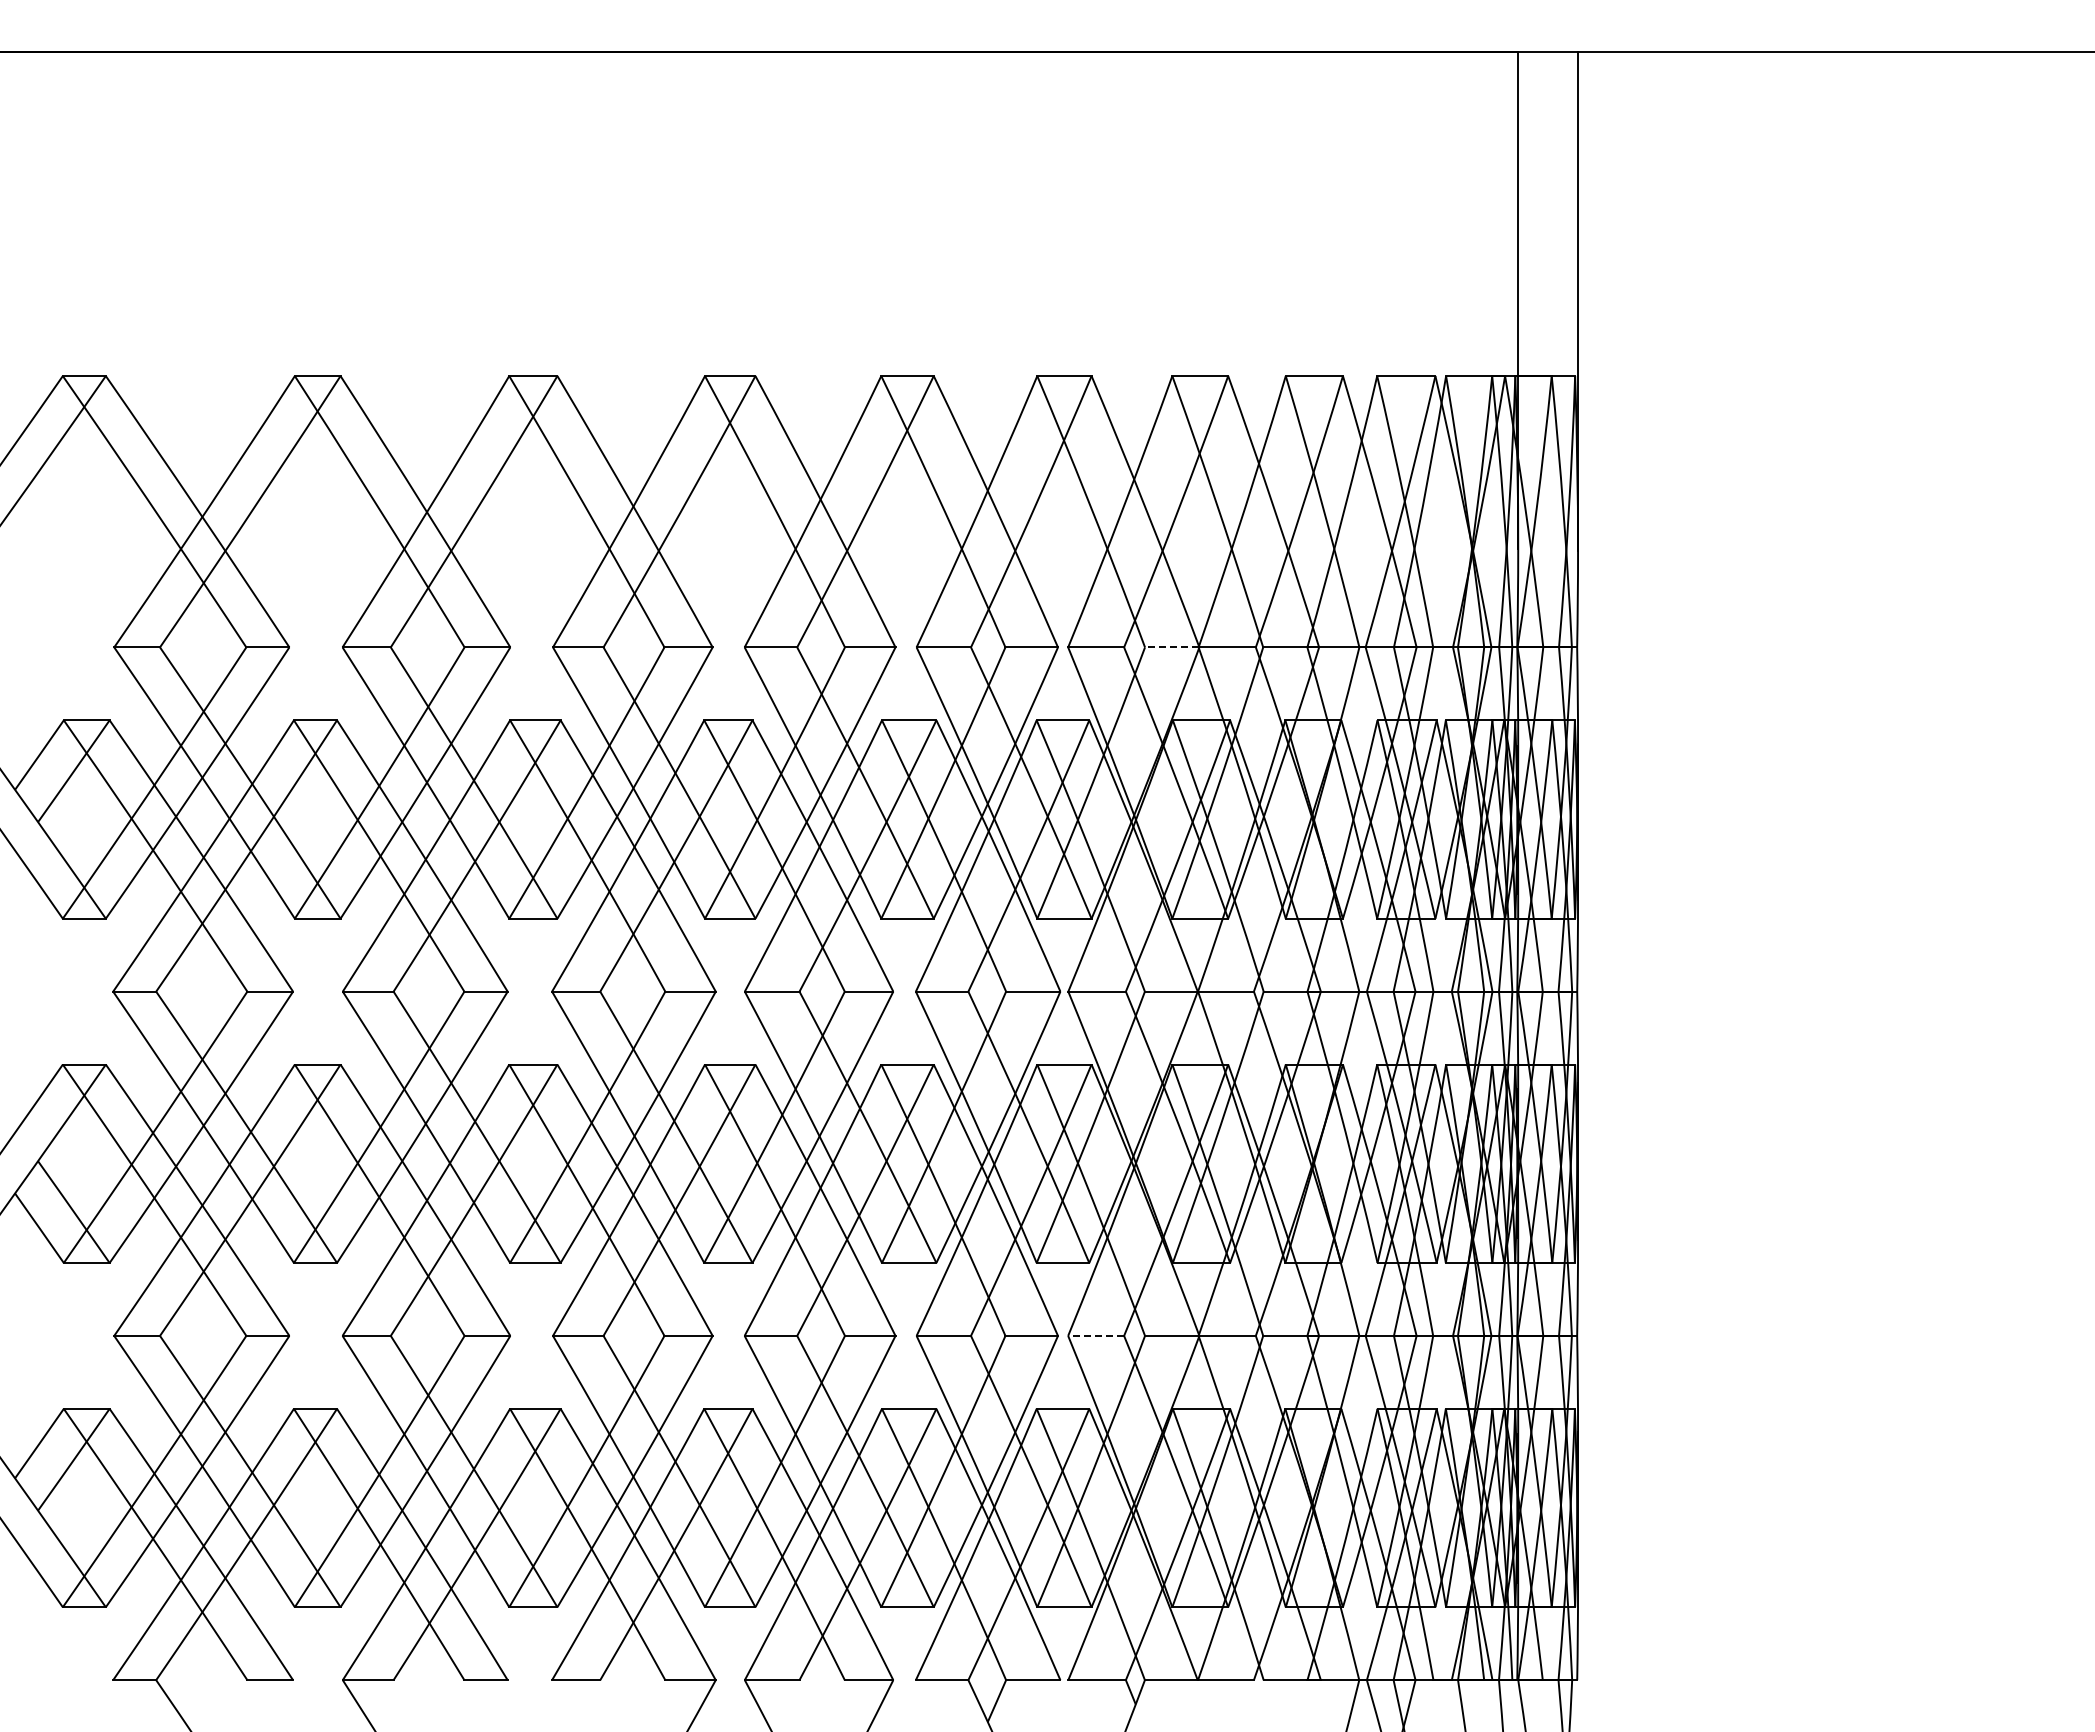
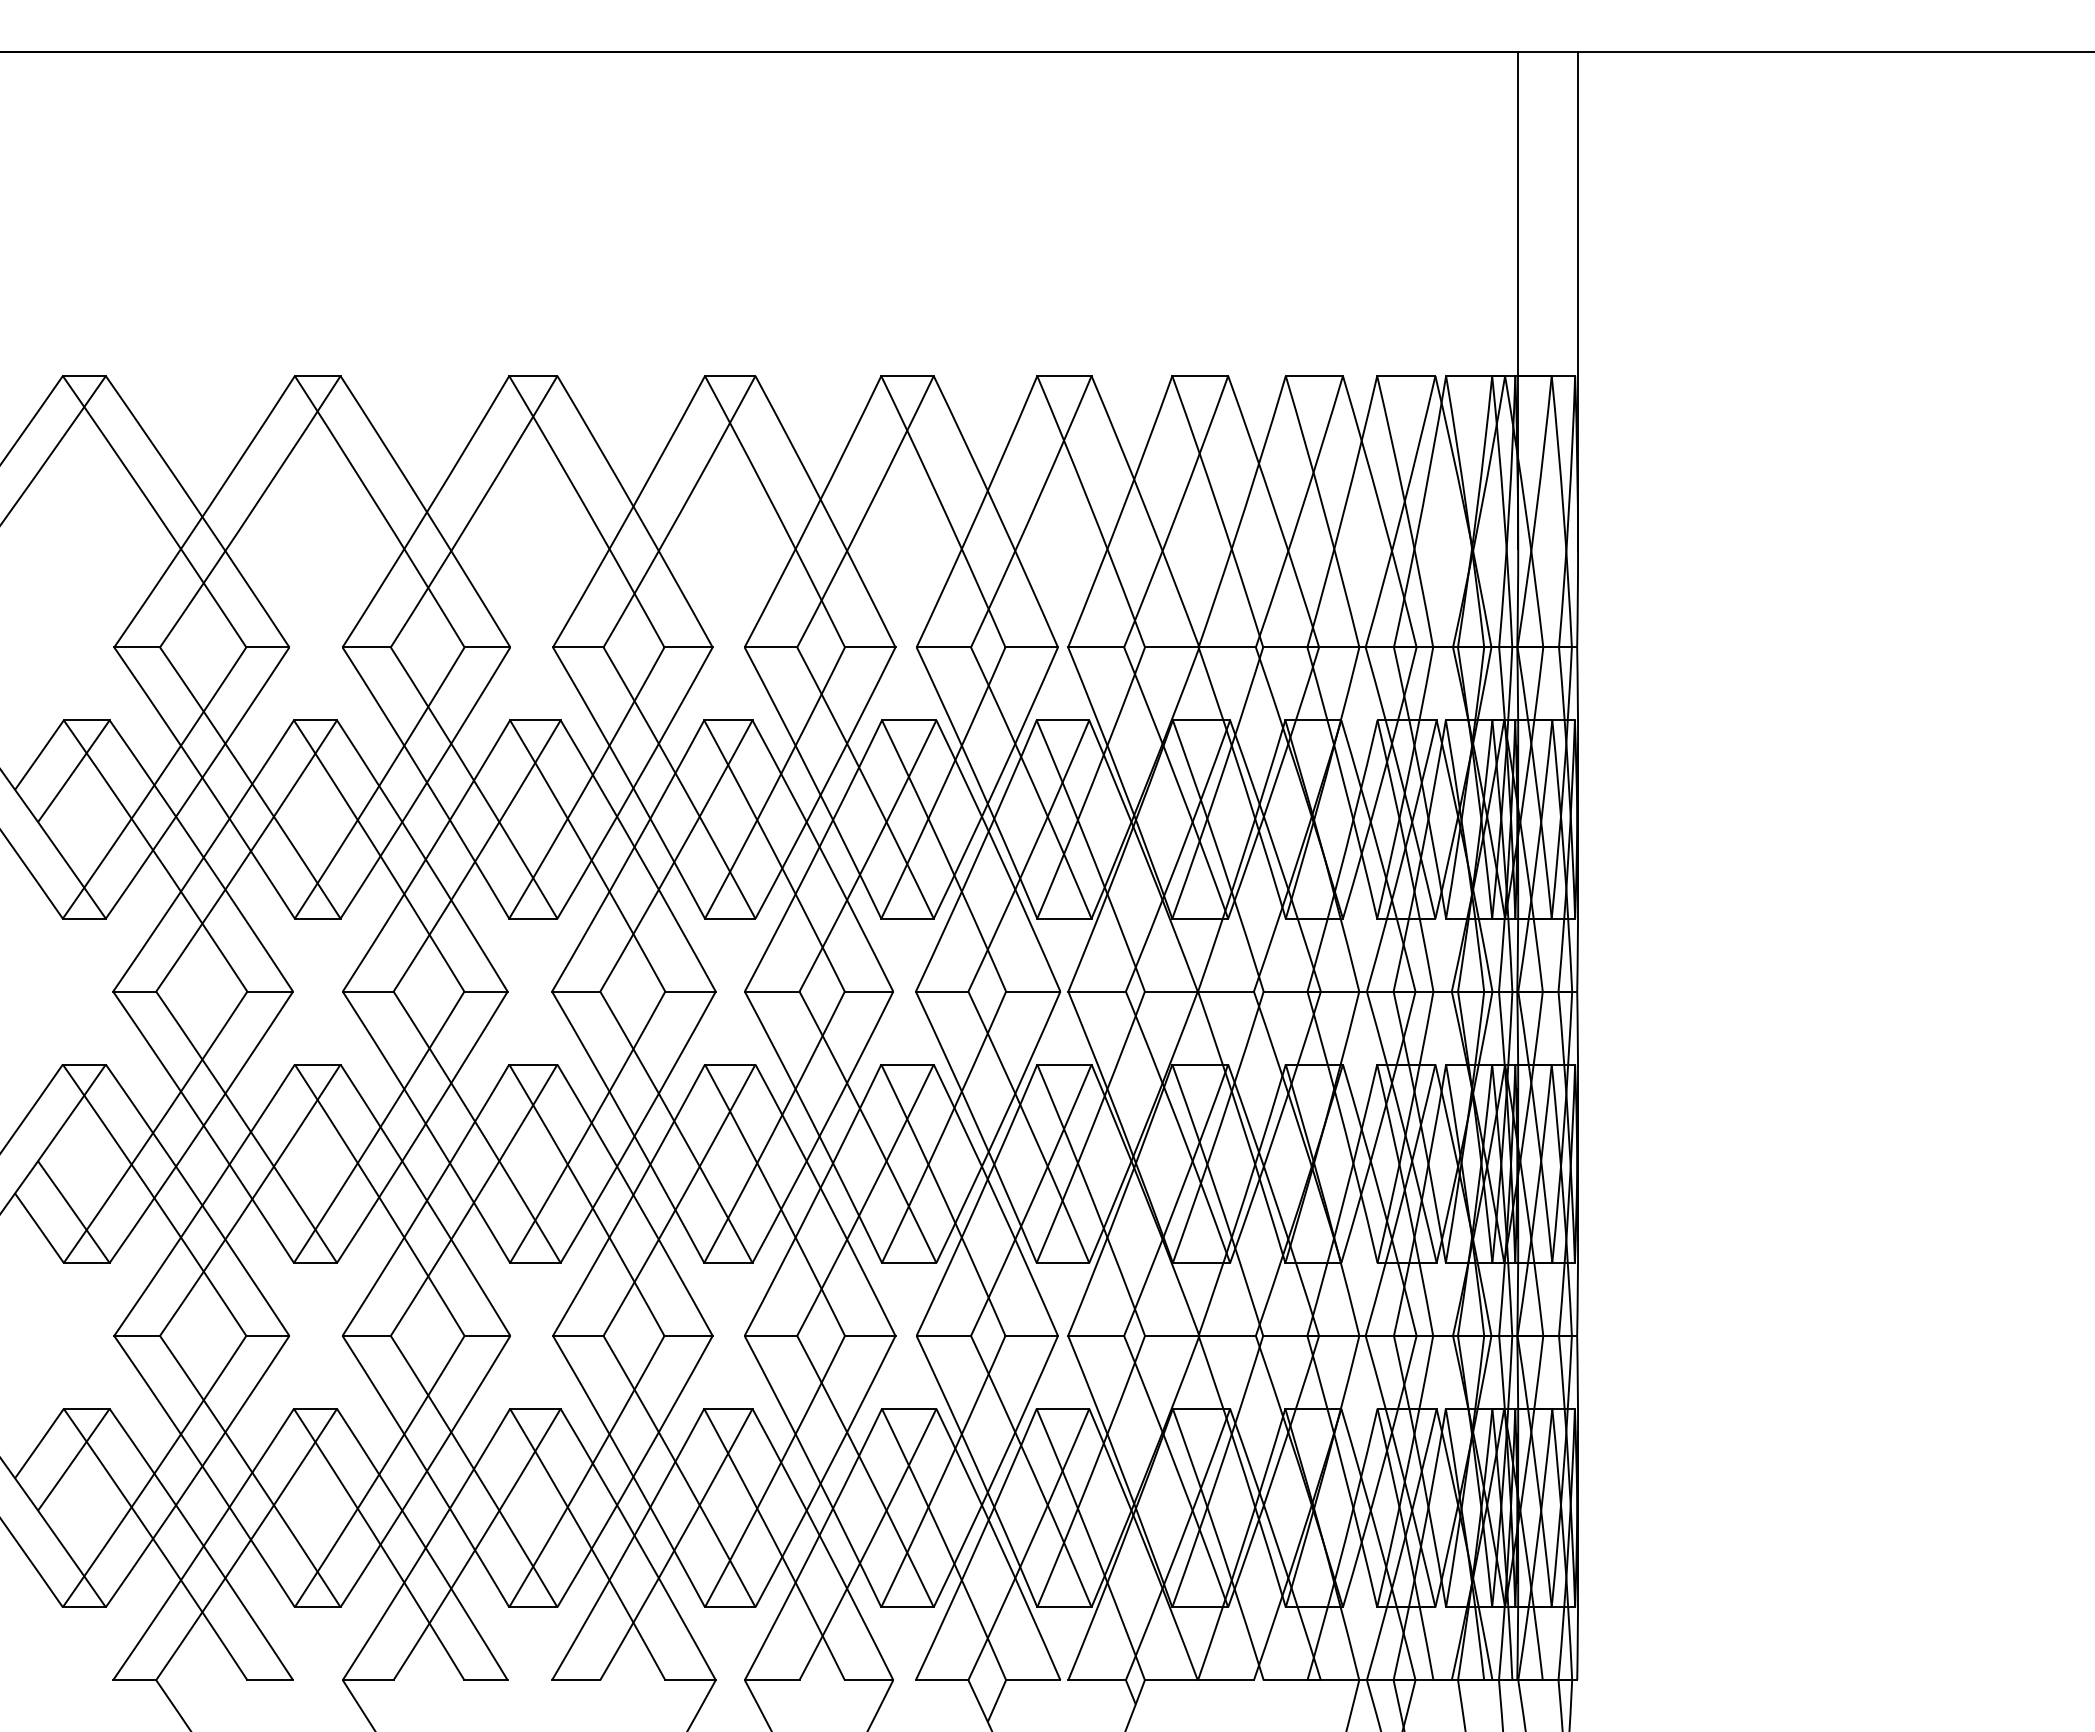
line: dashed -> solid (1171, 647)
line: dashed -> solid (1096, 1335)
